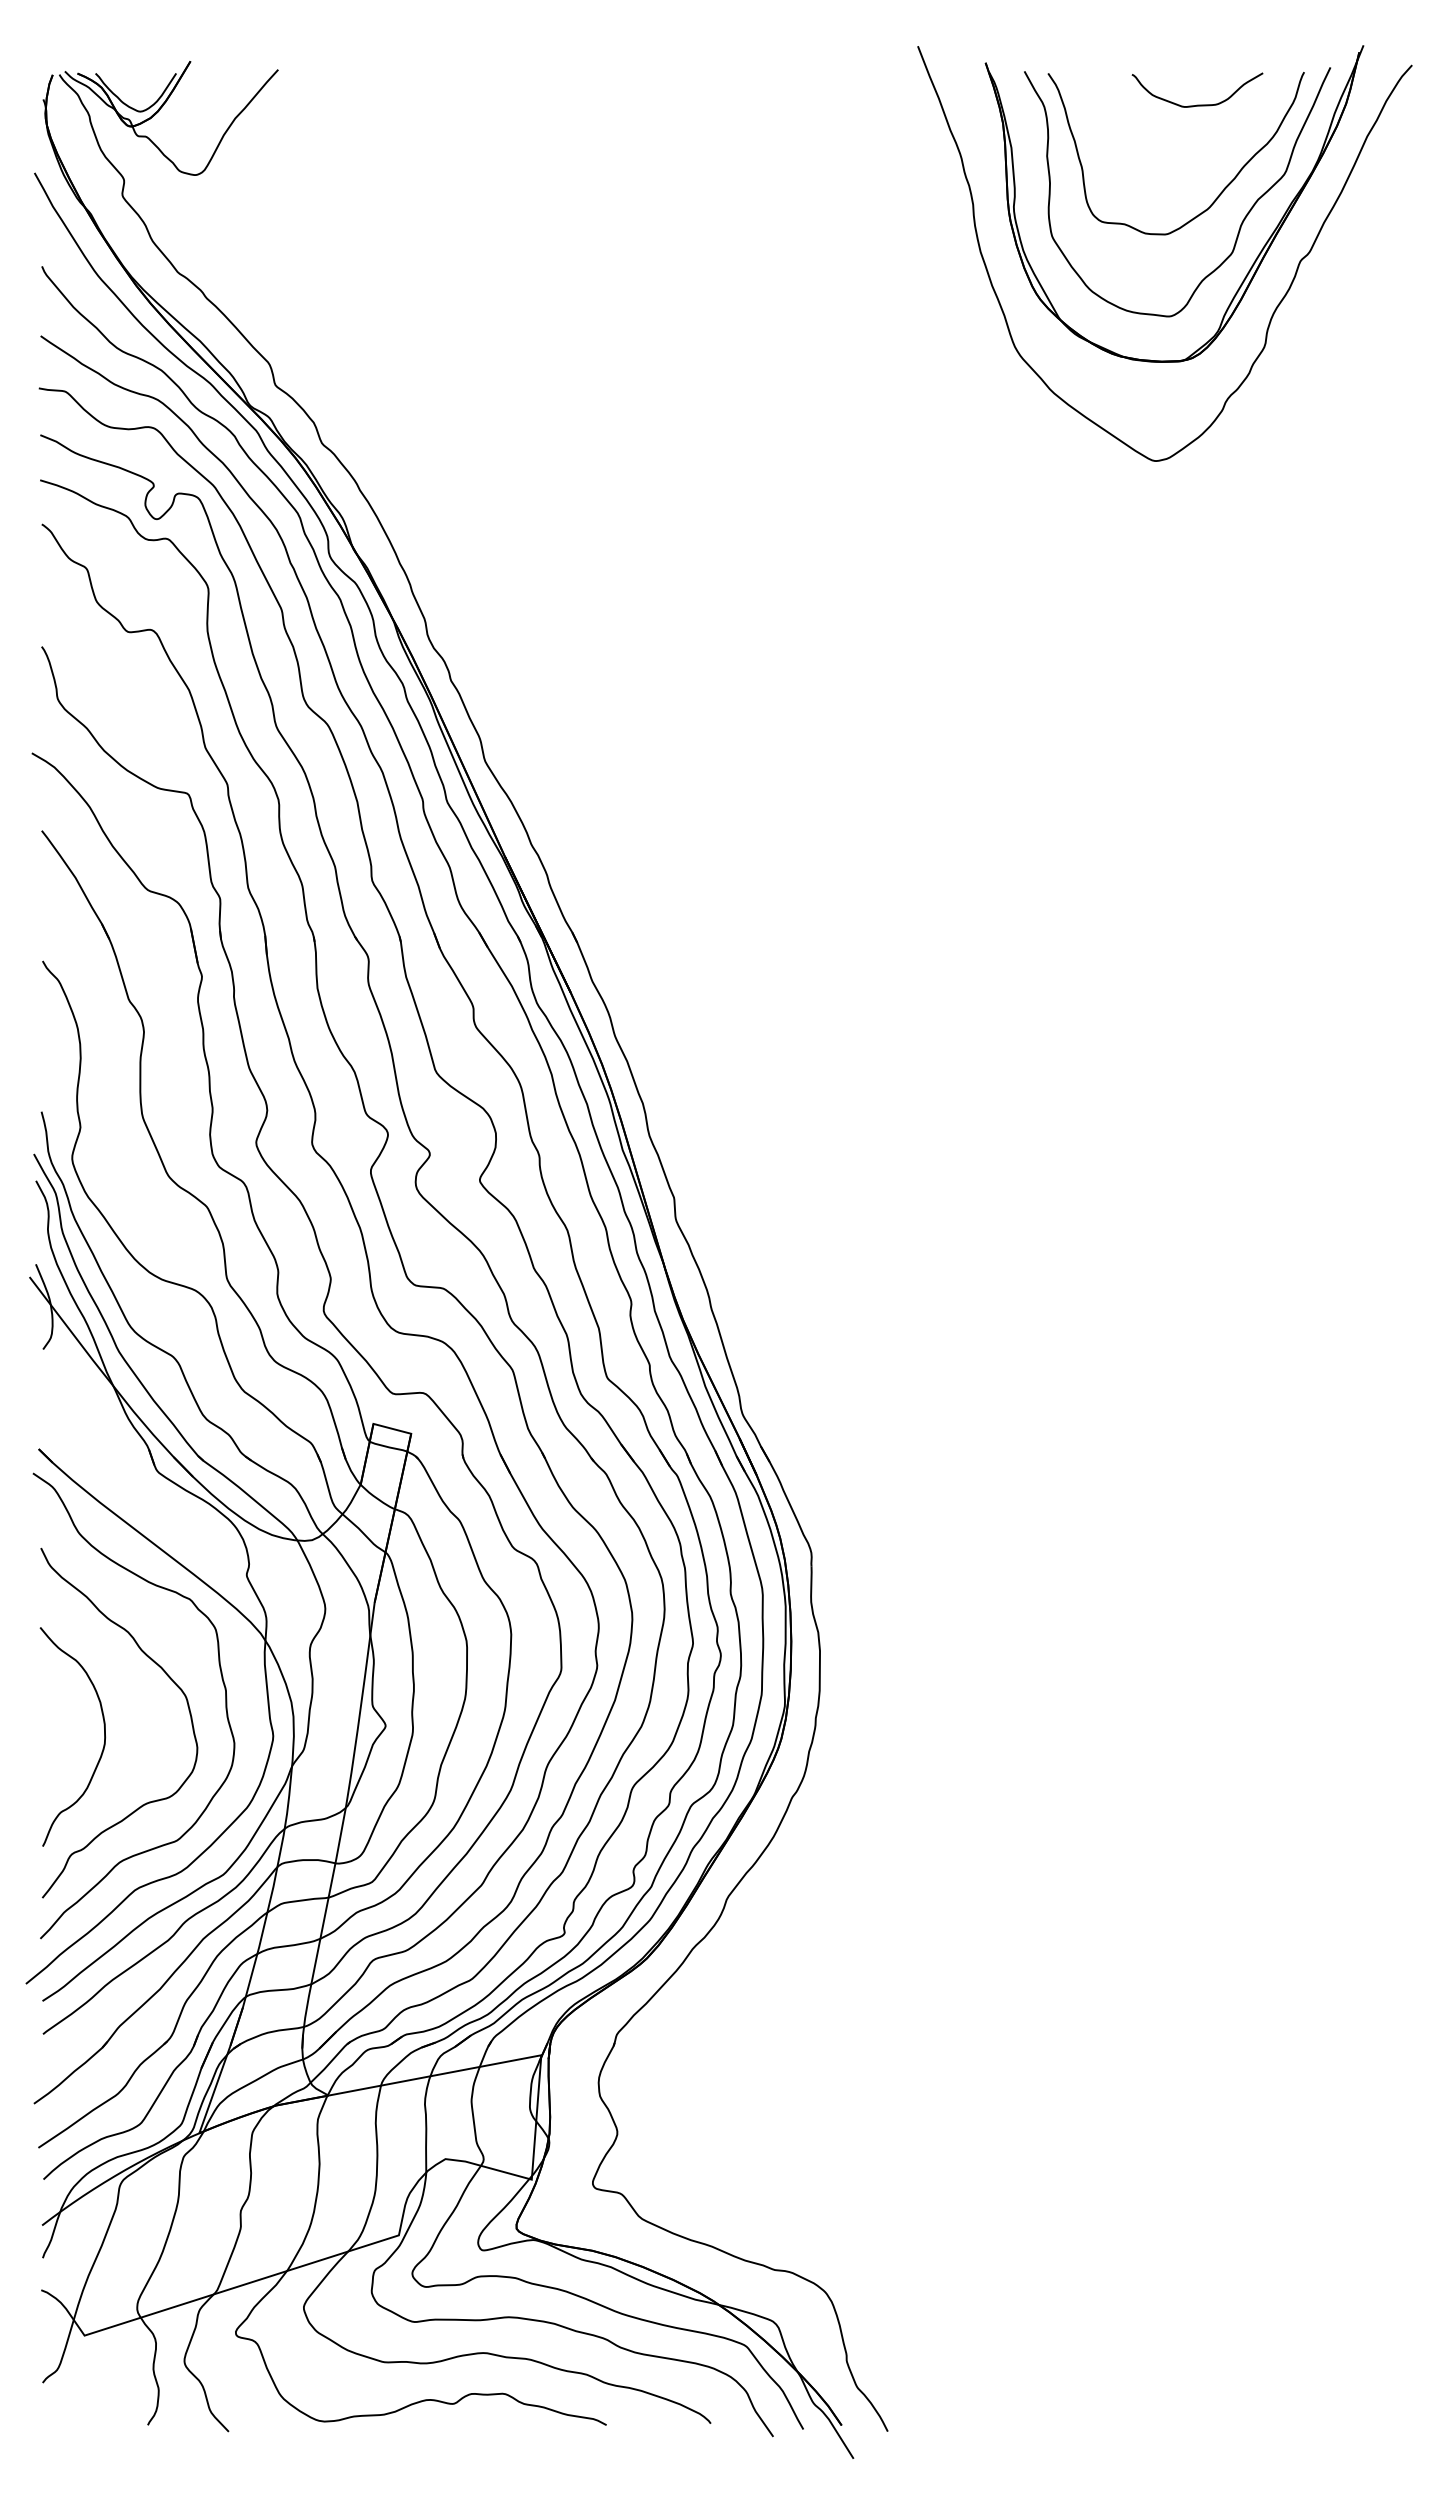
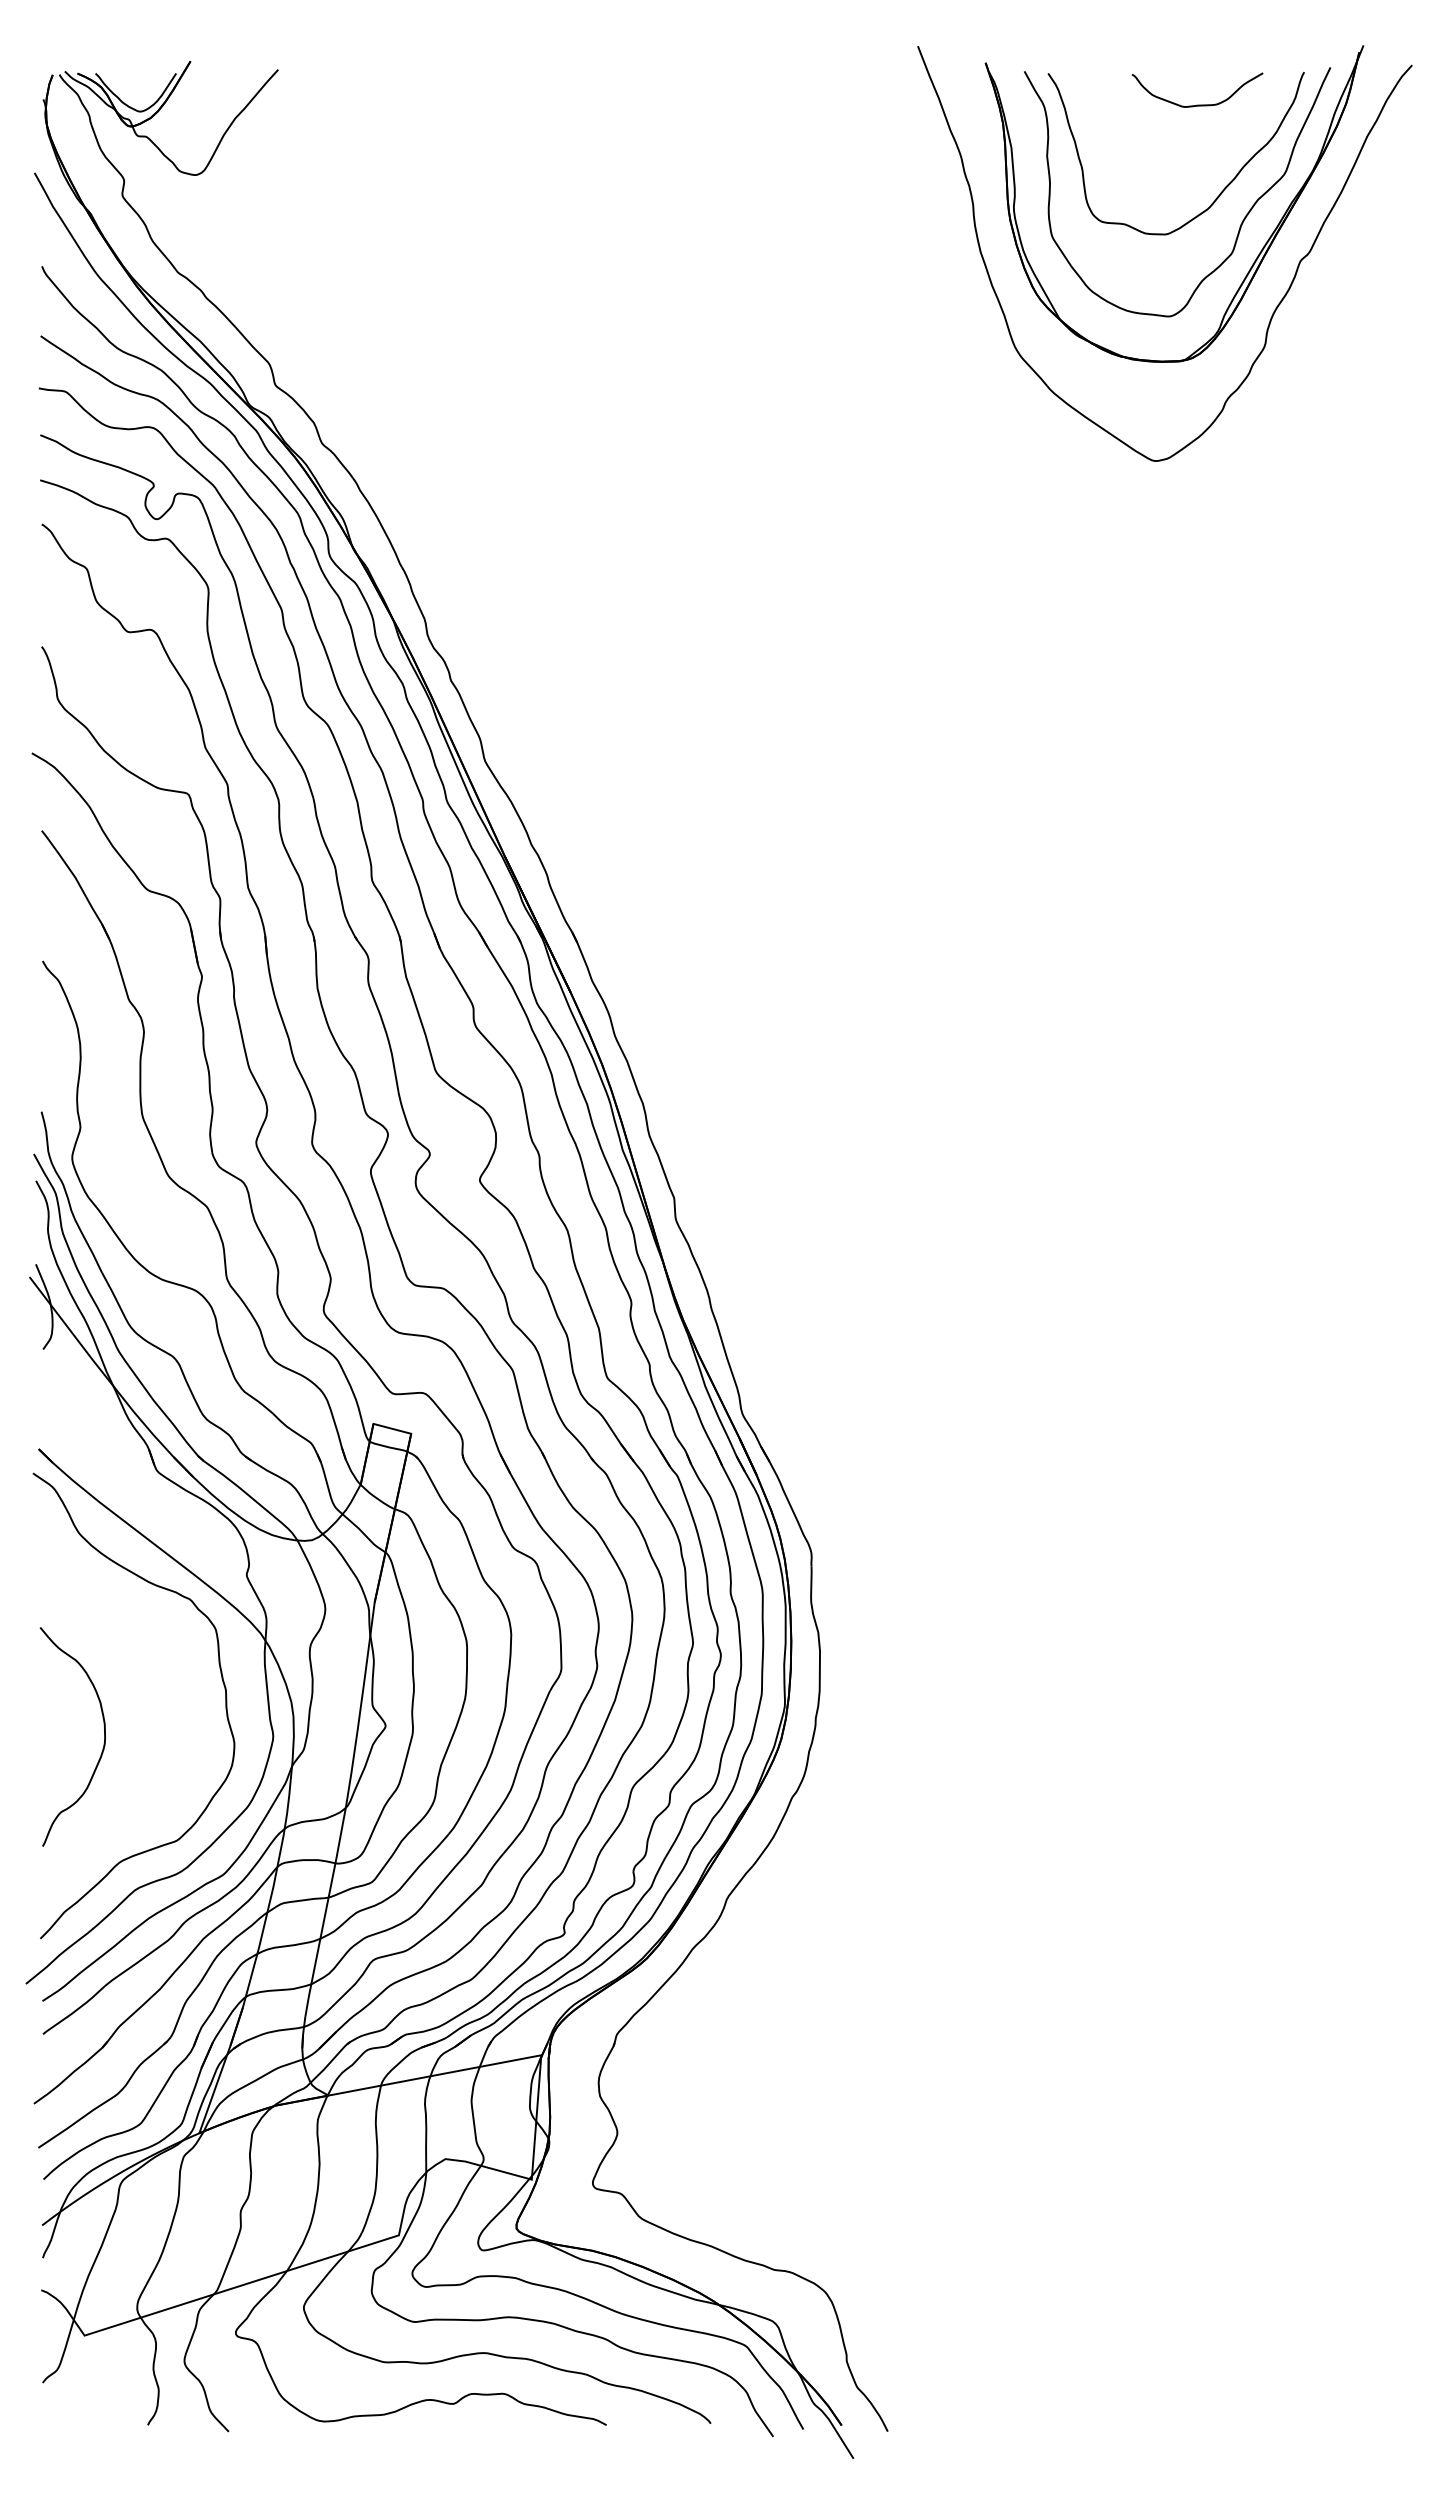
curve: present -> none (166, 1675)
